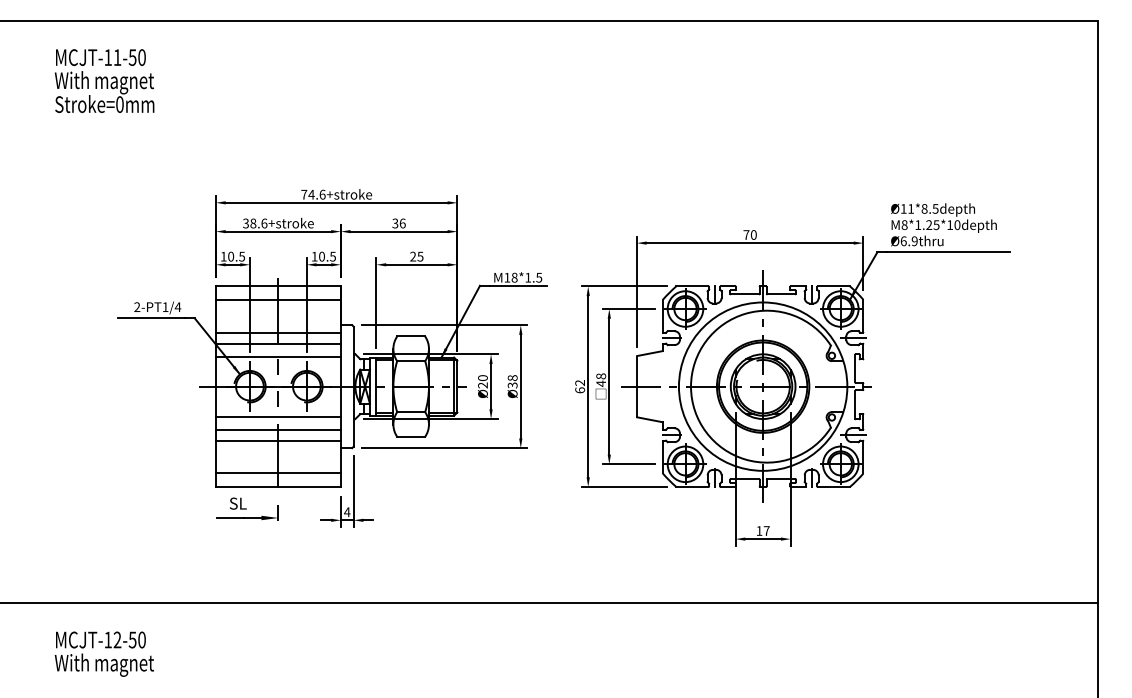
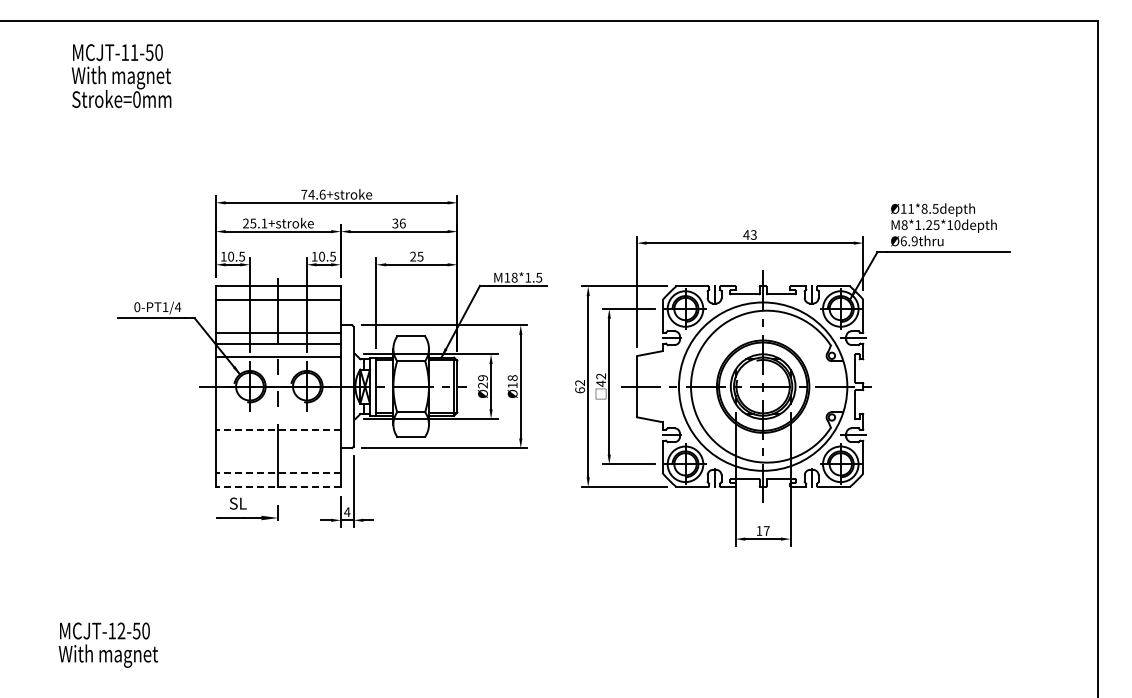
text position: (104, 80) -> (121, 75) (121, 75)
text: 38.6+stroke -> 25.1+stroke (255, 223)
text: 70 -> 43 (749, 234)
text: 2-PT1/4 -> 0-PT1/4 (137, 307)
text: 48 -> 42 (601, 376)
text: Ø20 -> Ø29 (482, 378)
text: Ø38 -> Ø18 (512, 385)
line: present -> none (277, 416)
line: solid -> dashed (277, 429)
line: present -> none (277, 440)
line: solid -> dashed (277, 473)
line: solid -> dashed (277, 486)
line: present -> none (550, 603)
text position: (103, 653) -> (107, 644) (107, 644)
